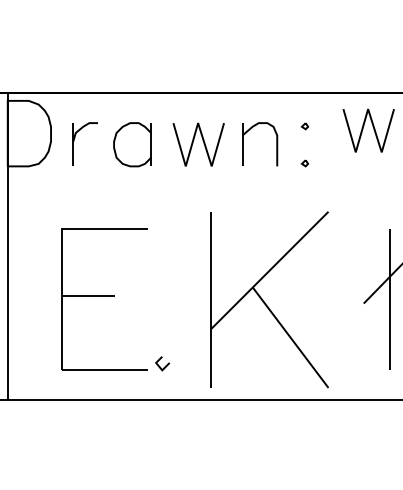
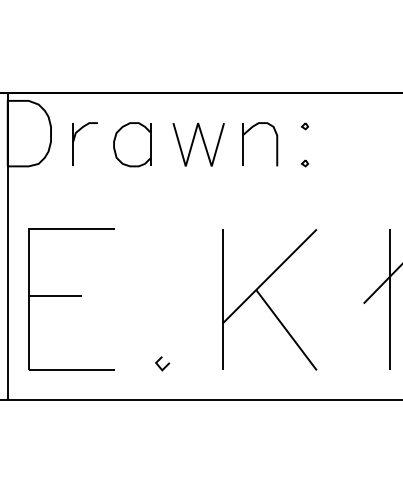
curve: present -> none (373, 130)
part position: (104, 299) -> (71, 299) (71, 299)
part size: 119x178 px -> 96x142 px (269, 299)
